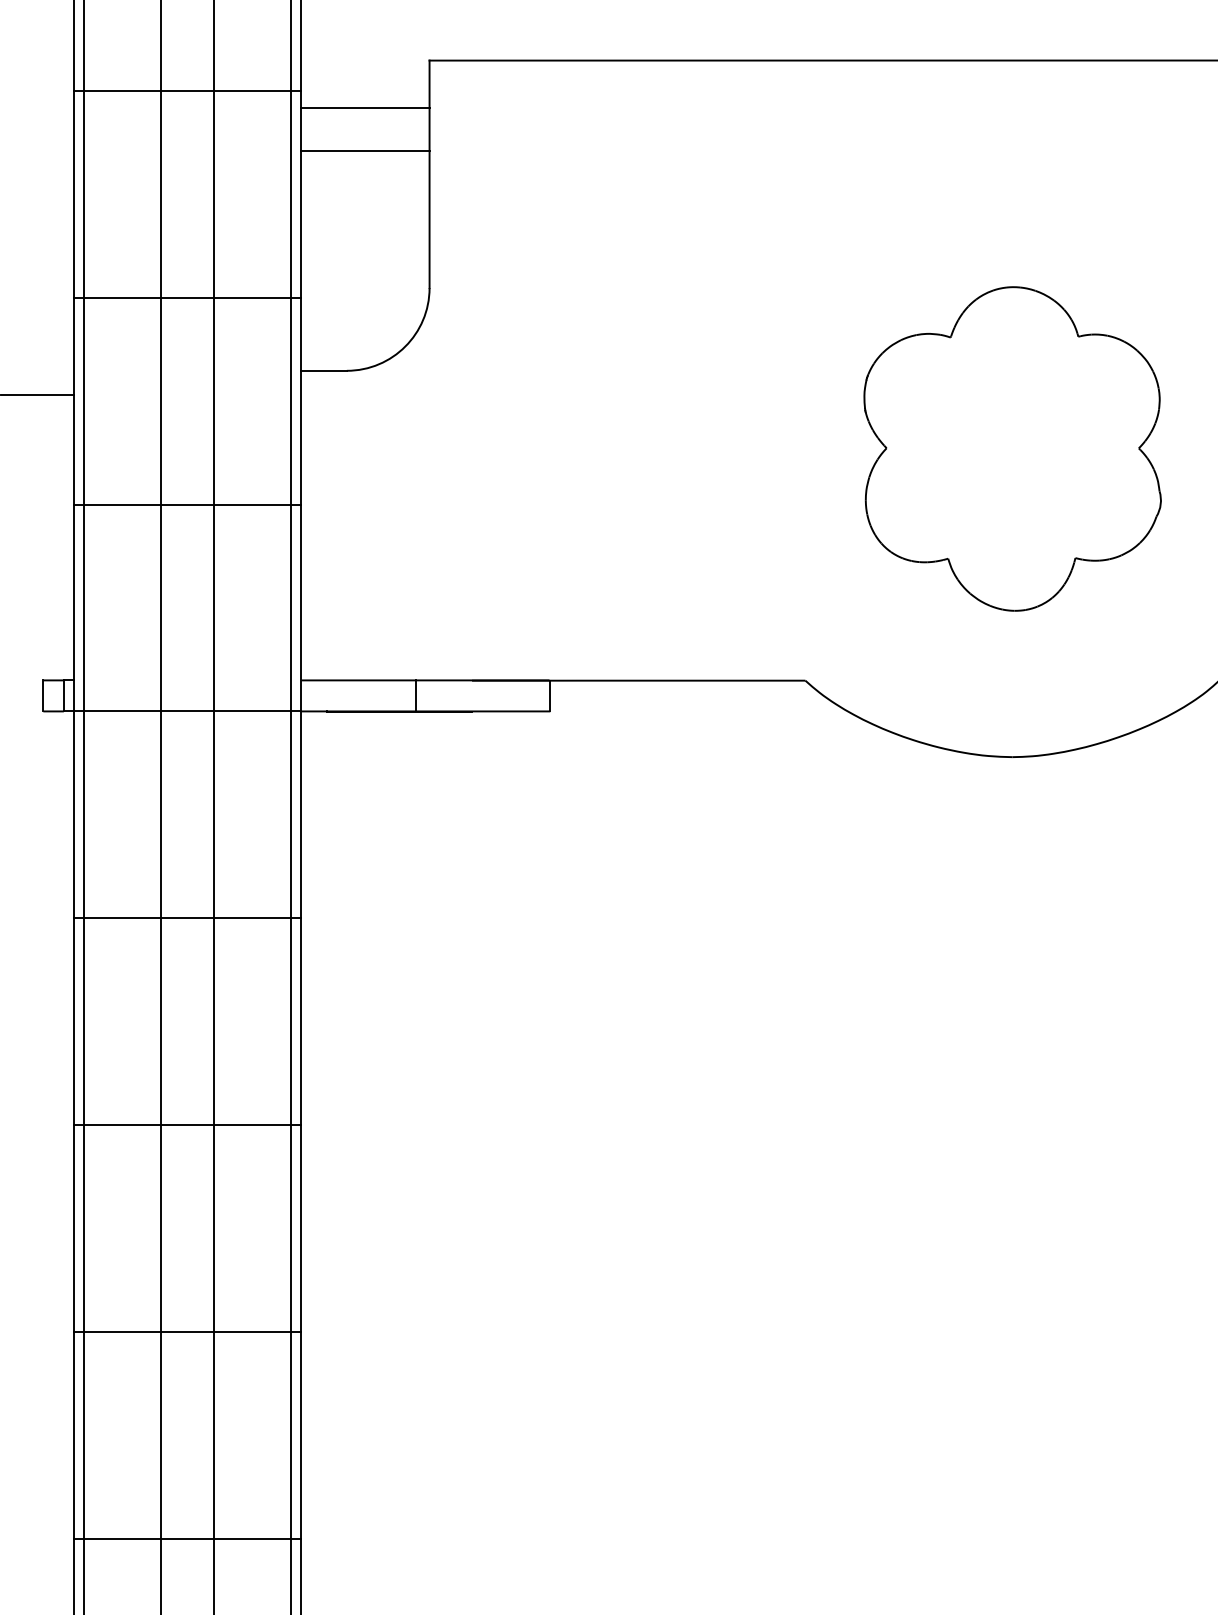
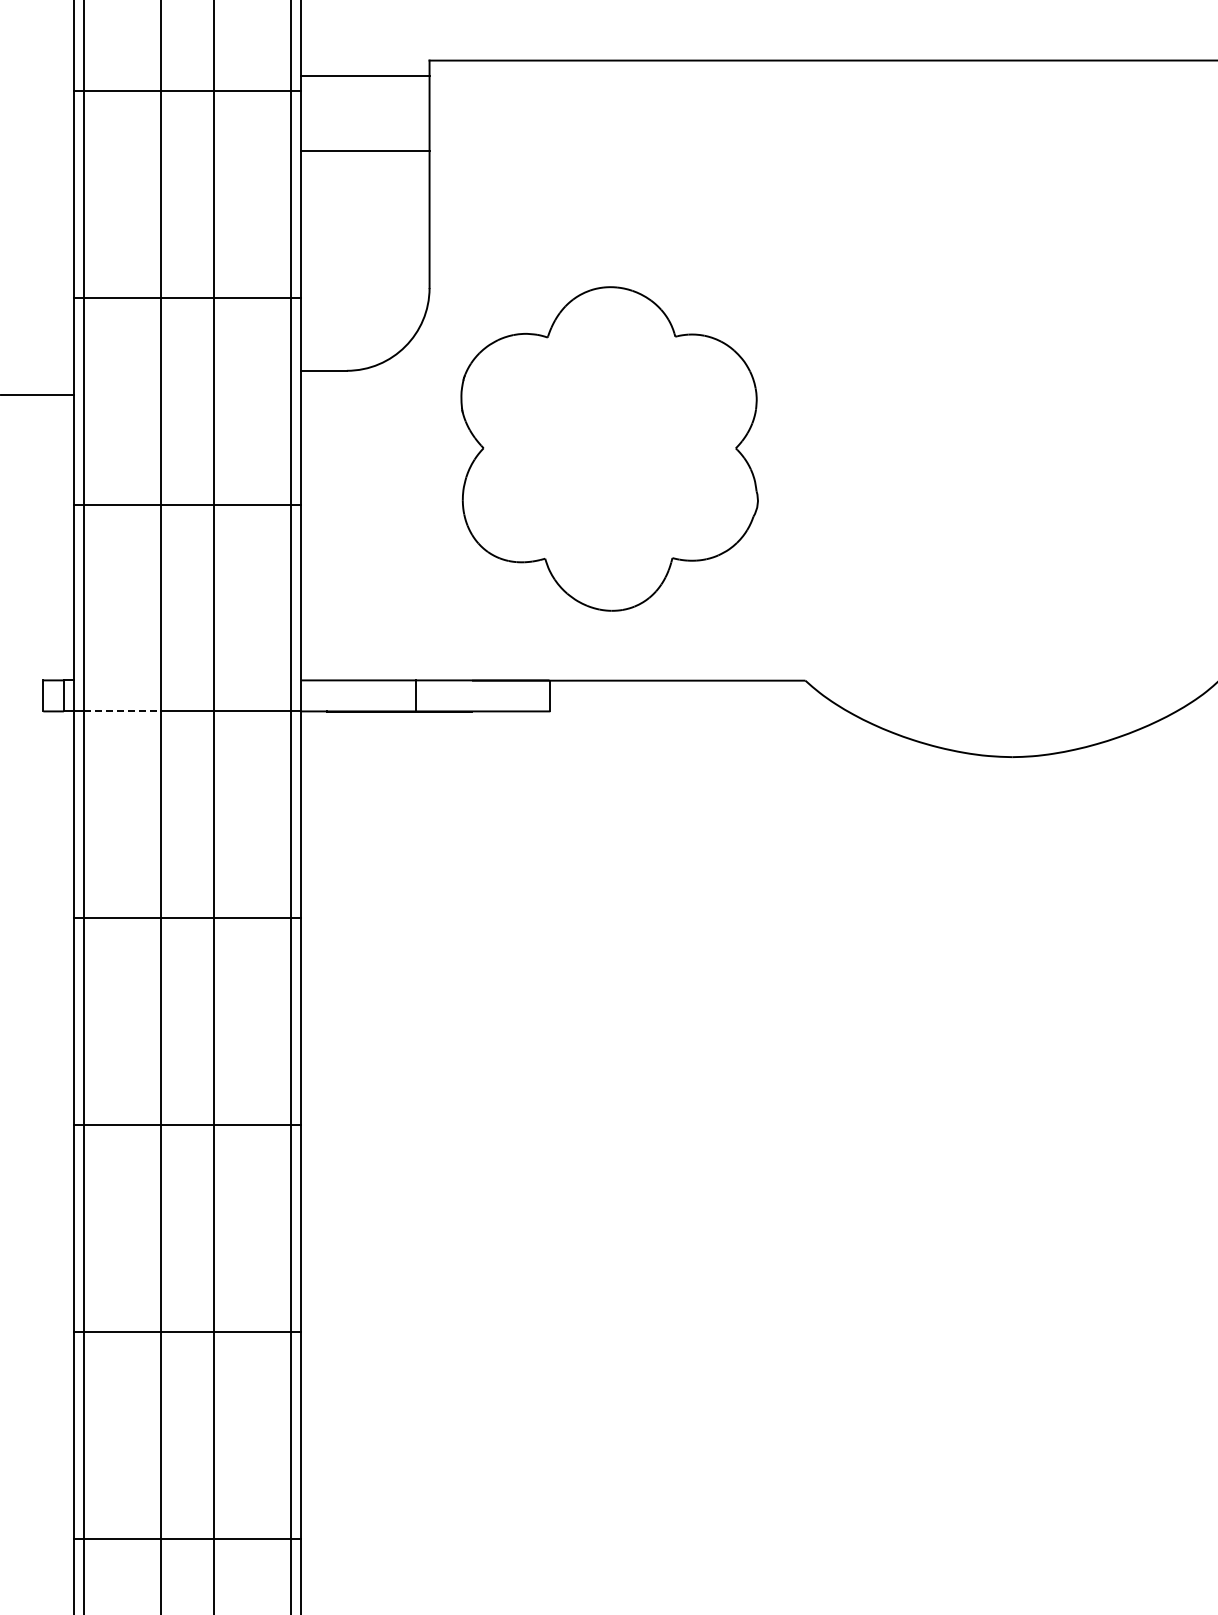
line position: (365, 107) -> (365, 75) (365, 75)
part position: (1012, 448) -> (609, 448) (609, 448)
line: solid -> dashed (122, 711)
